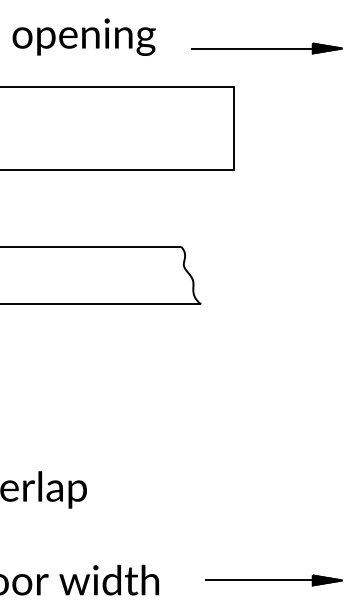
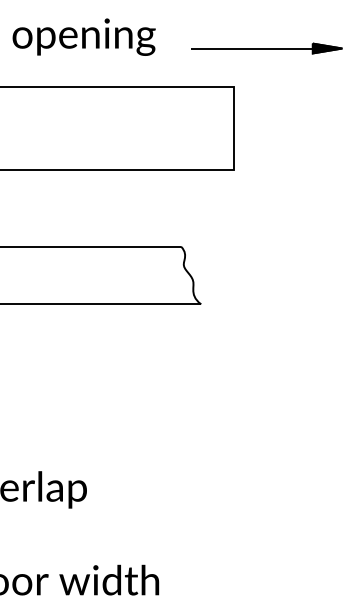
part: present -> none (273, 580)
